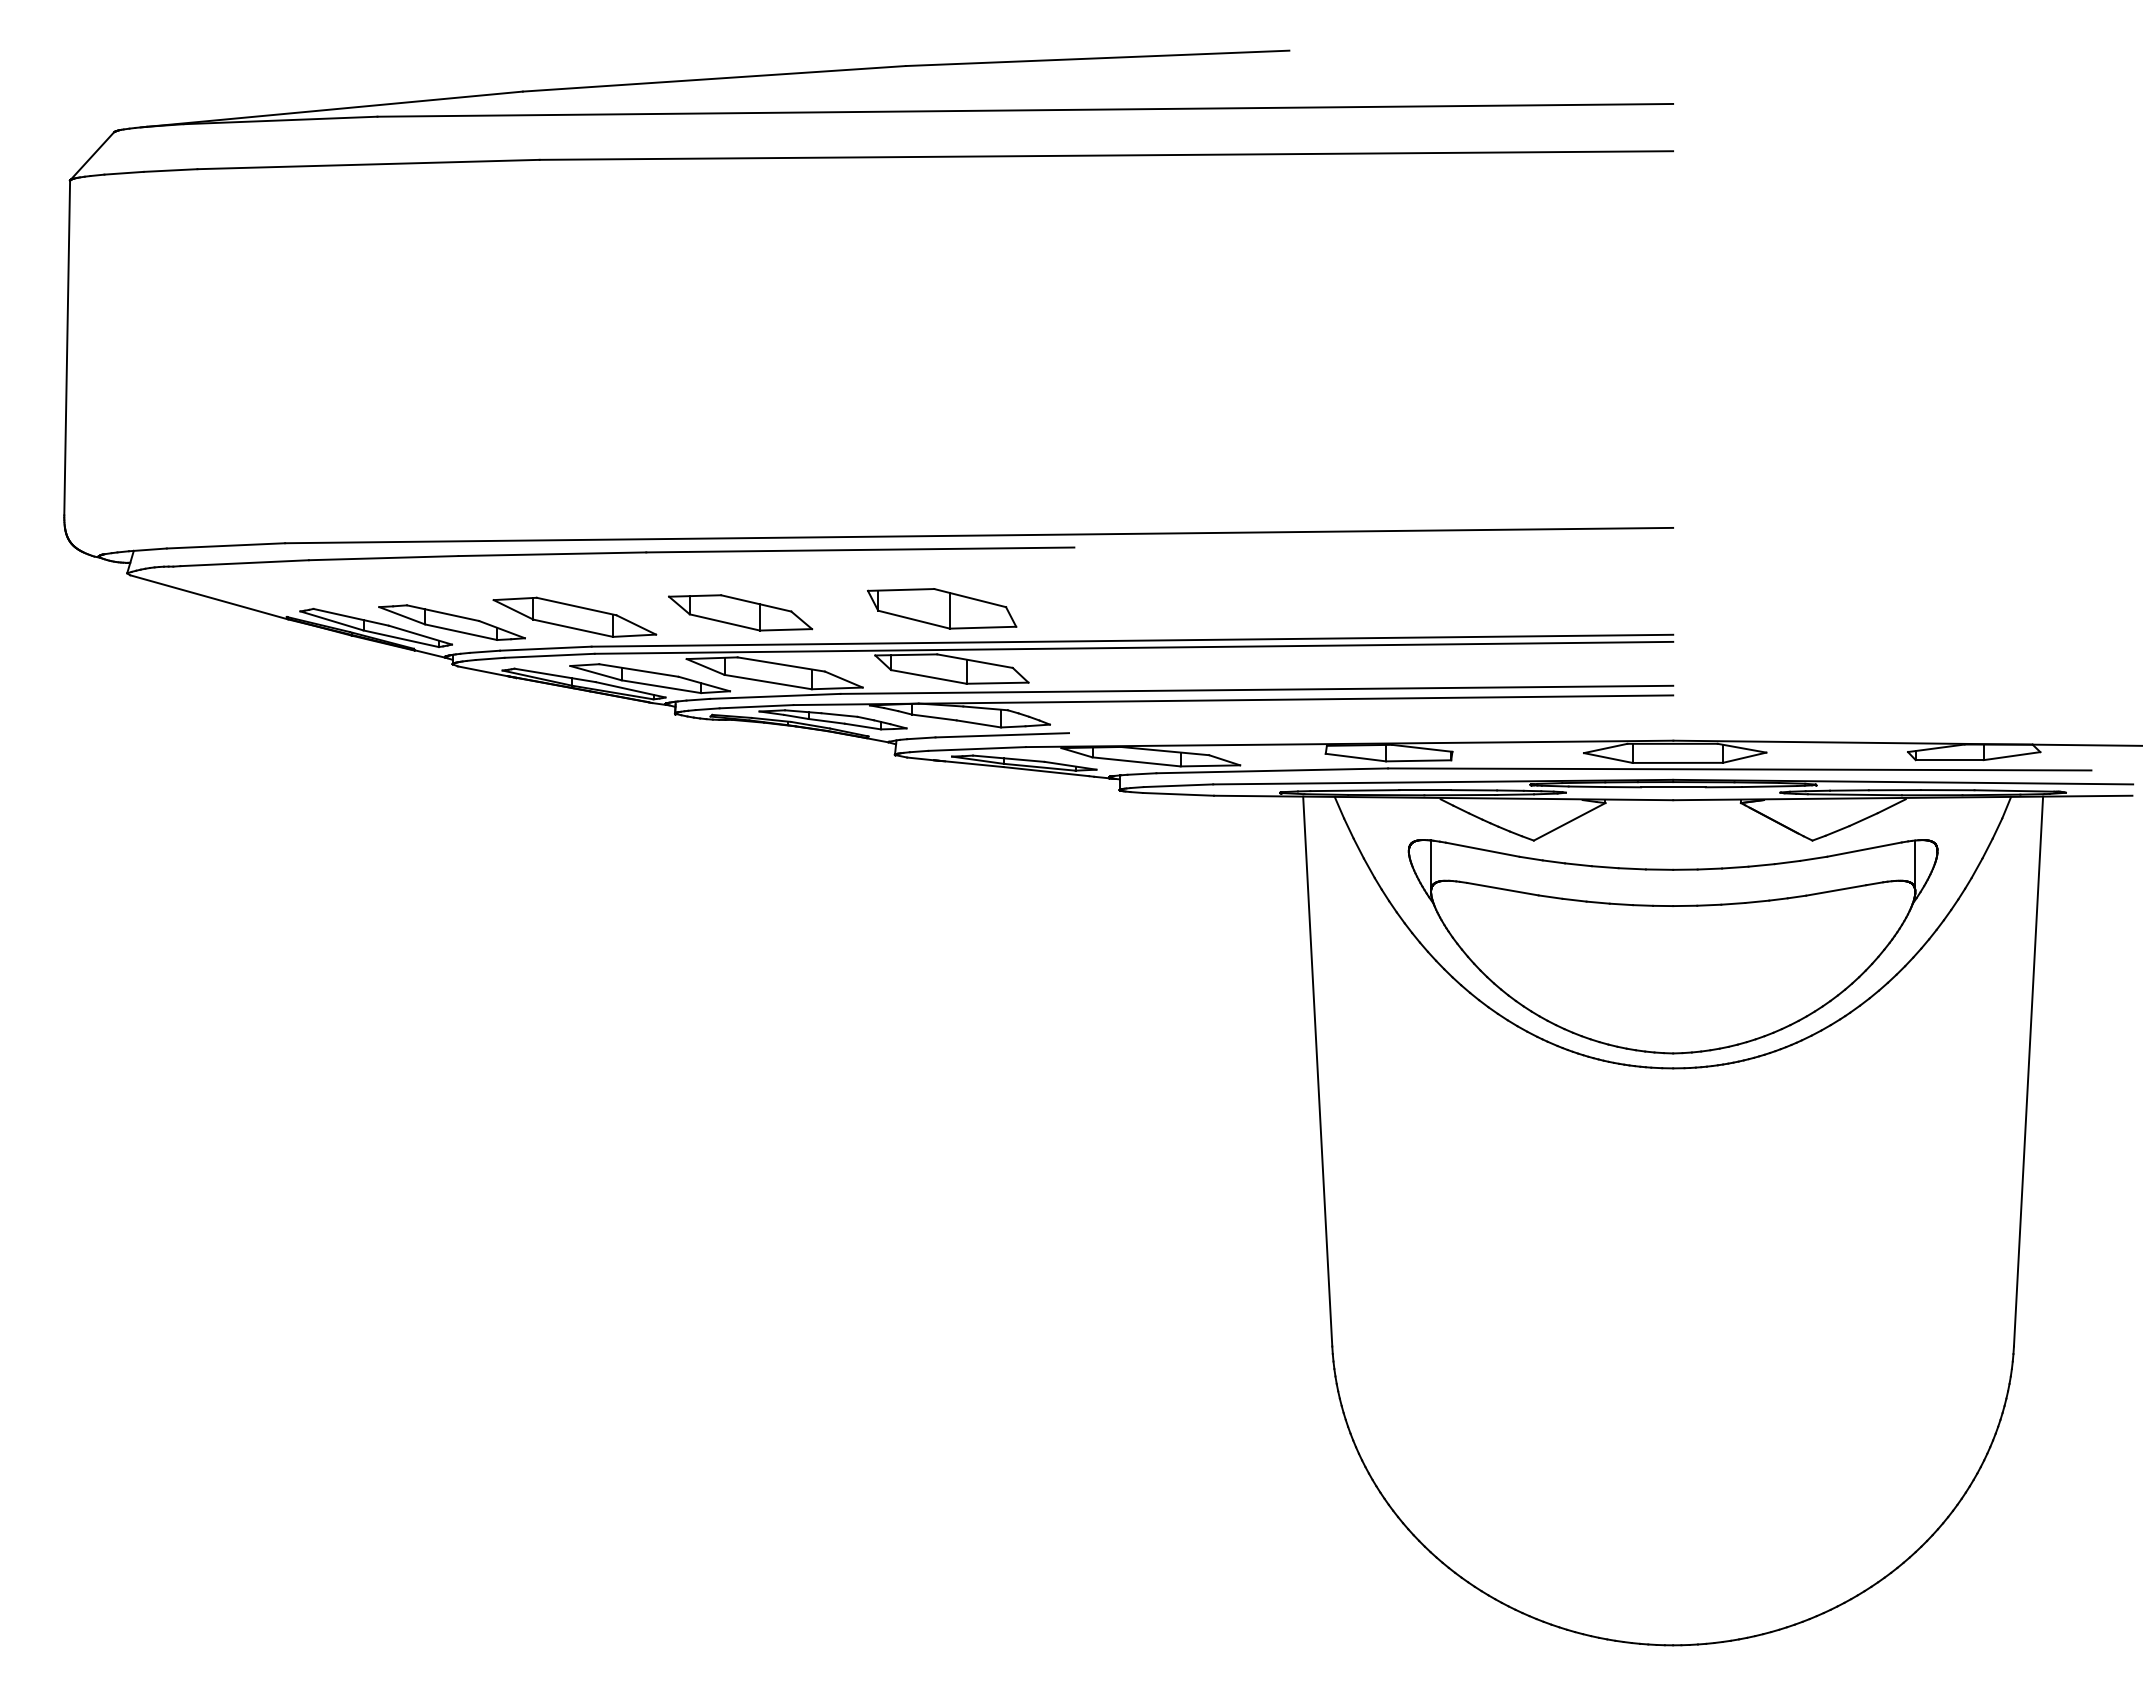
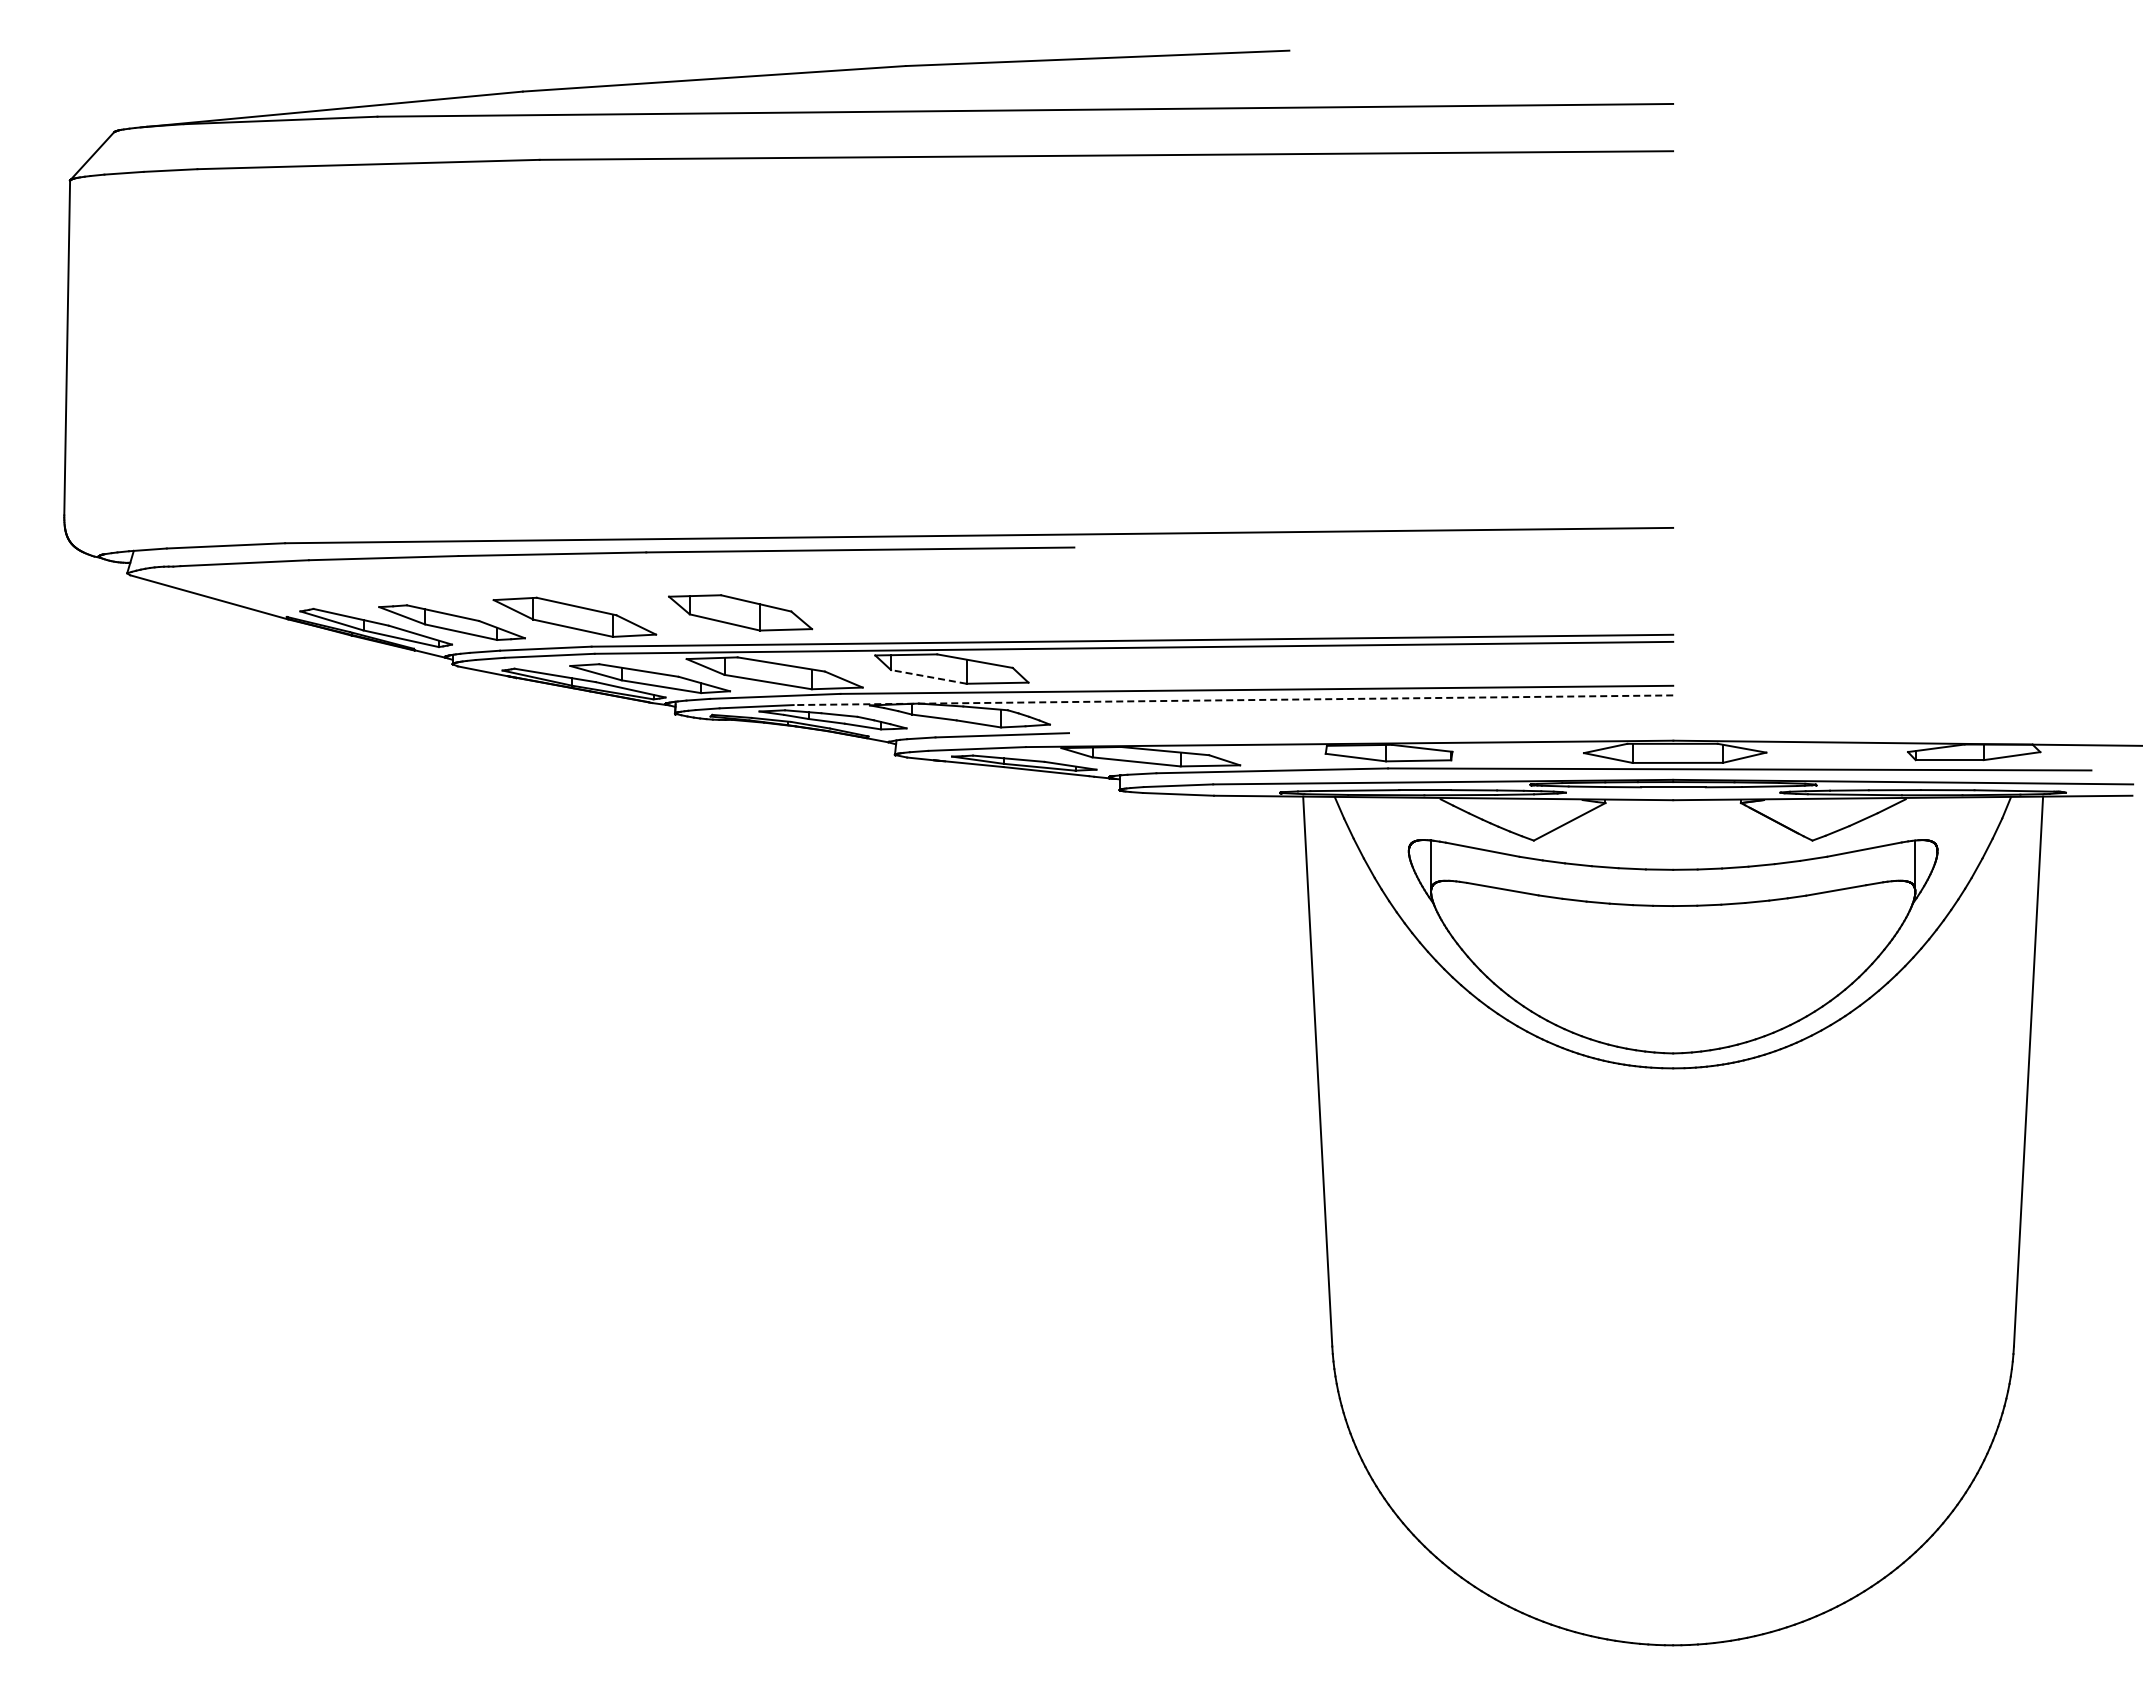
part: present -> none (942, 608)
line: solid -> dashed (928, 676)
line: solid -> dashed (1233, 700)
